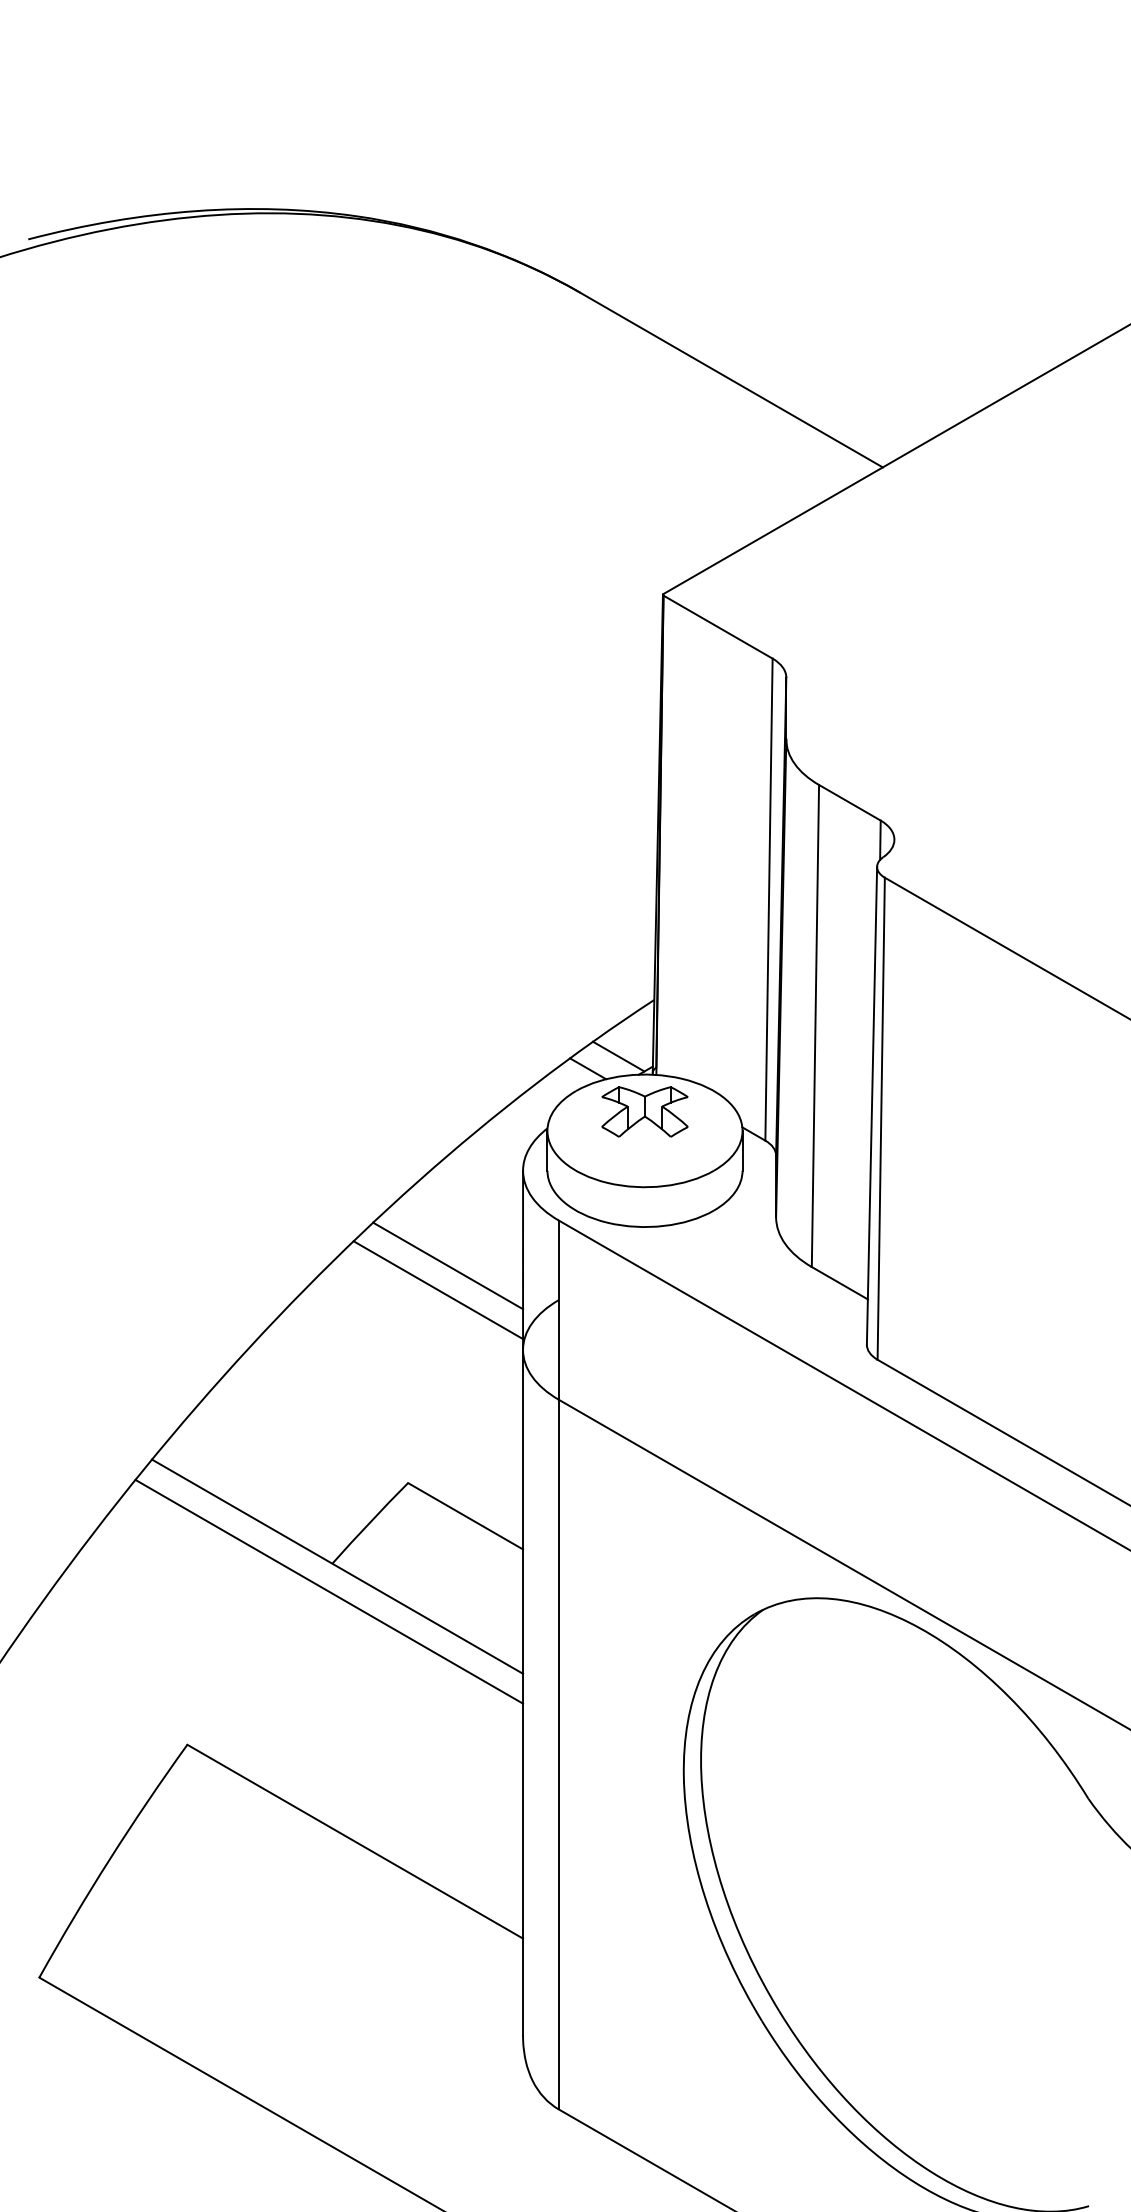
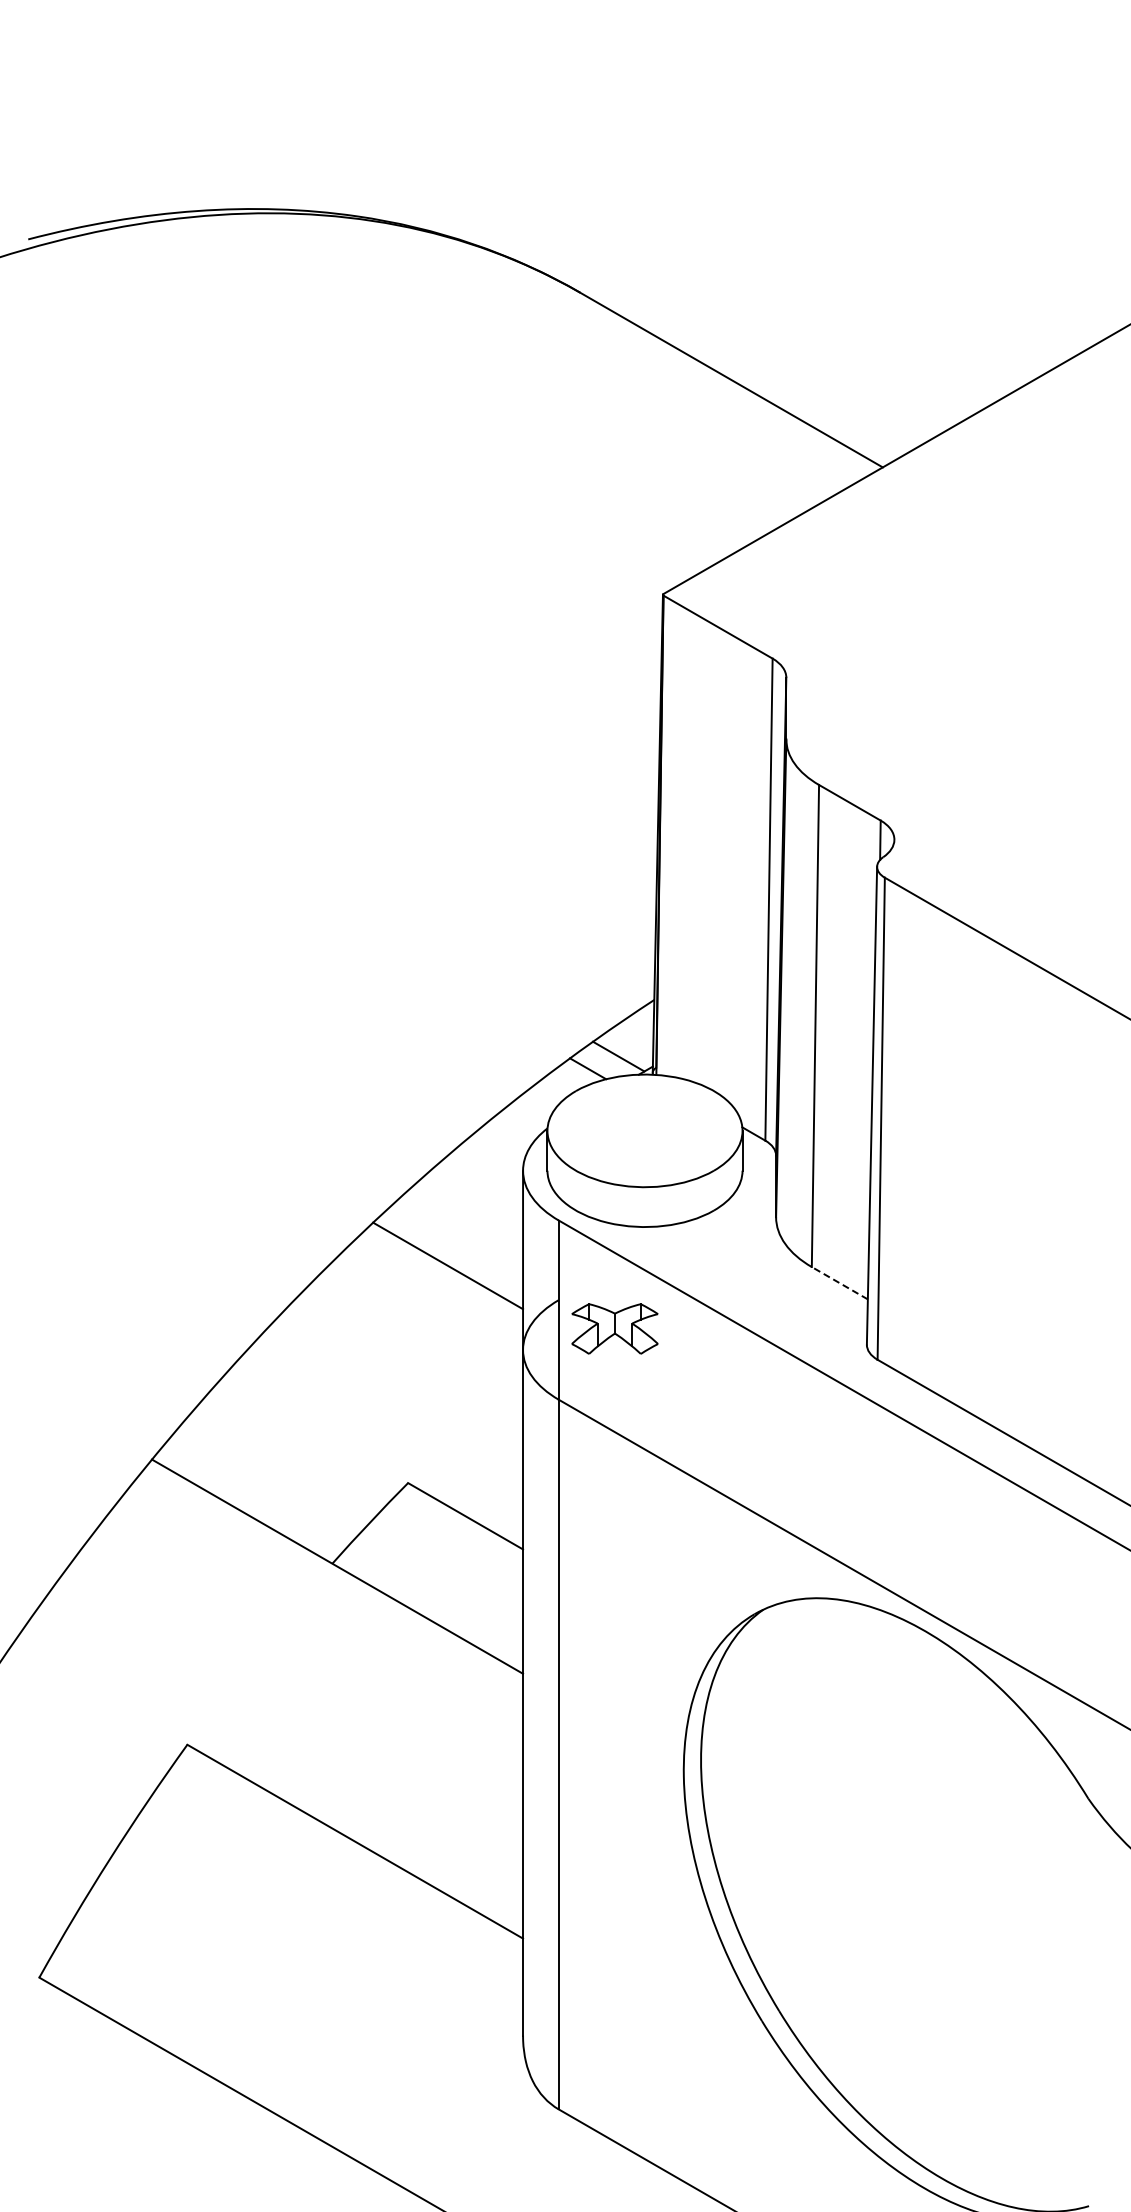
part position: (644, 1111) -> (614, 1328) (614, 1328)
line: solid -> dashed (839, 1282)
line: present -> none (438, 1290)
line: present -> none (329, 1591)
